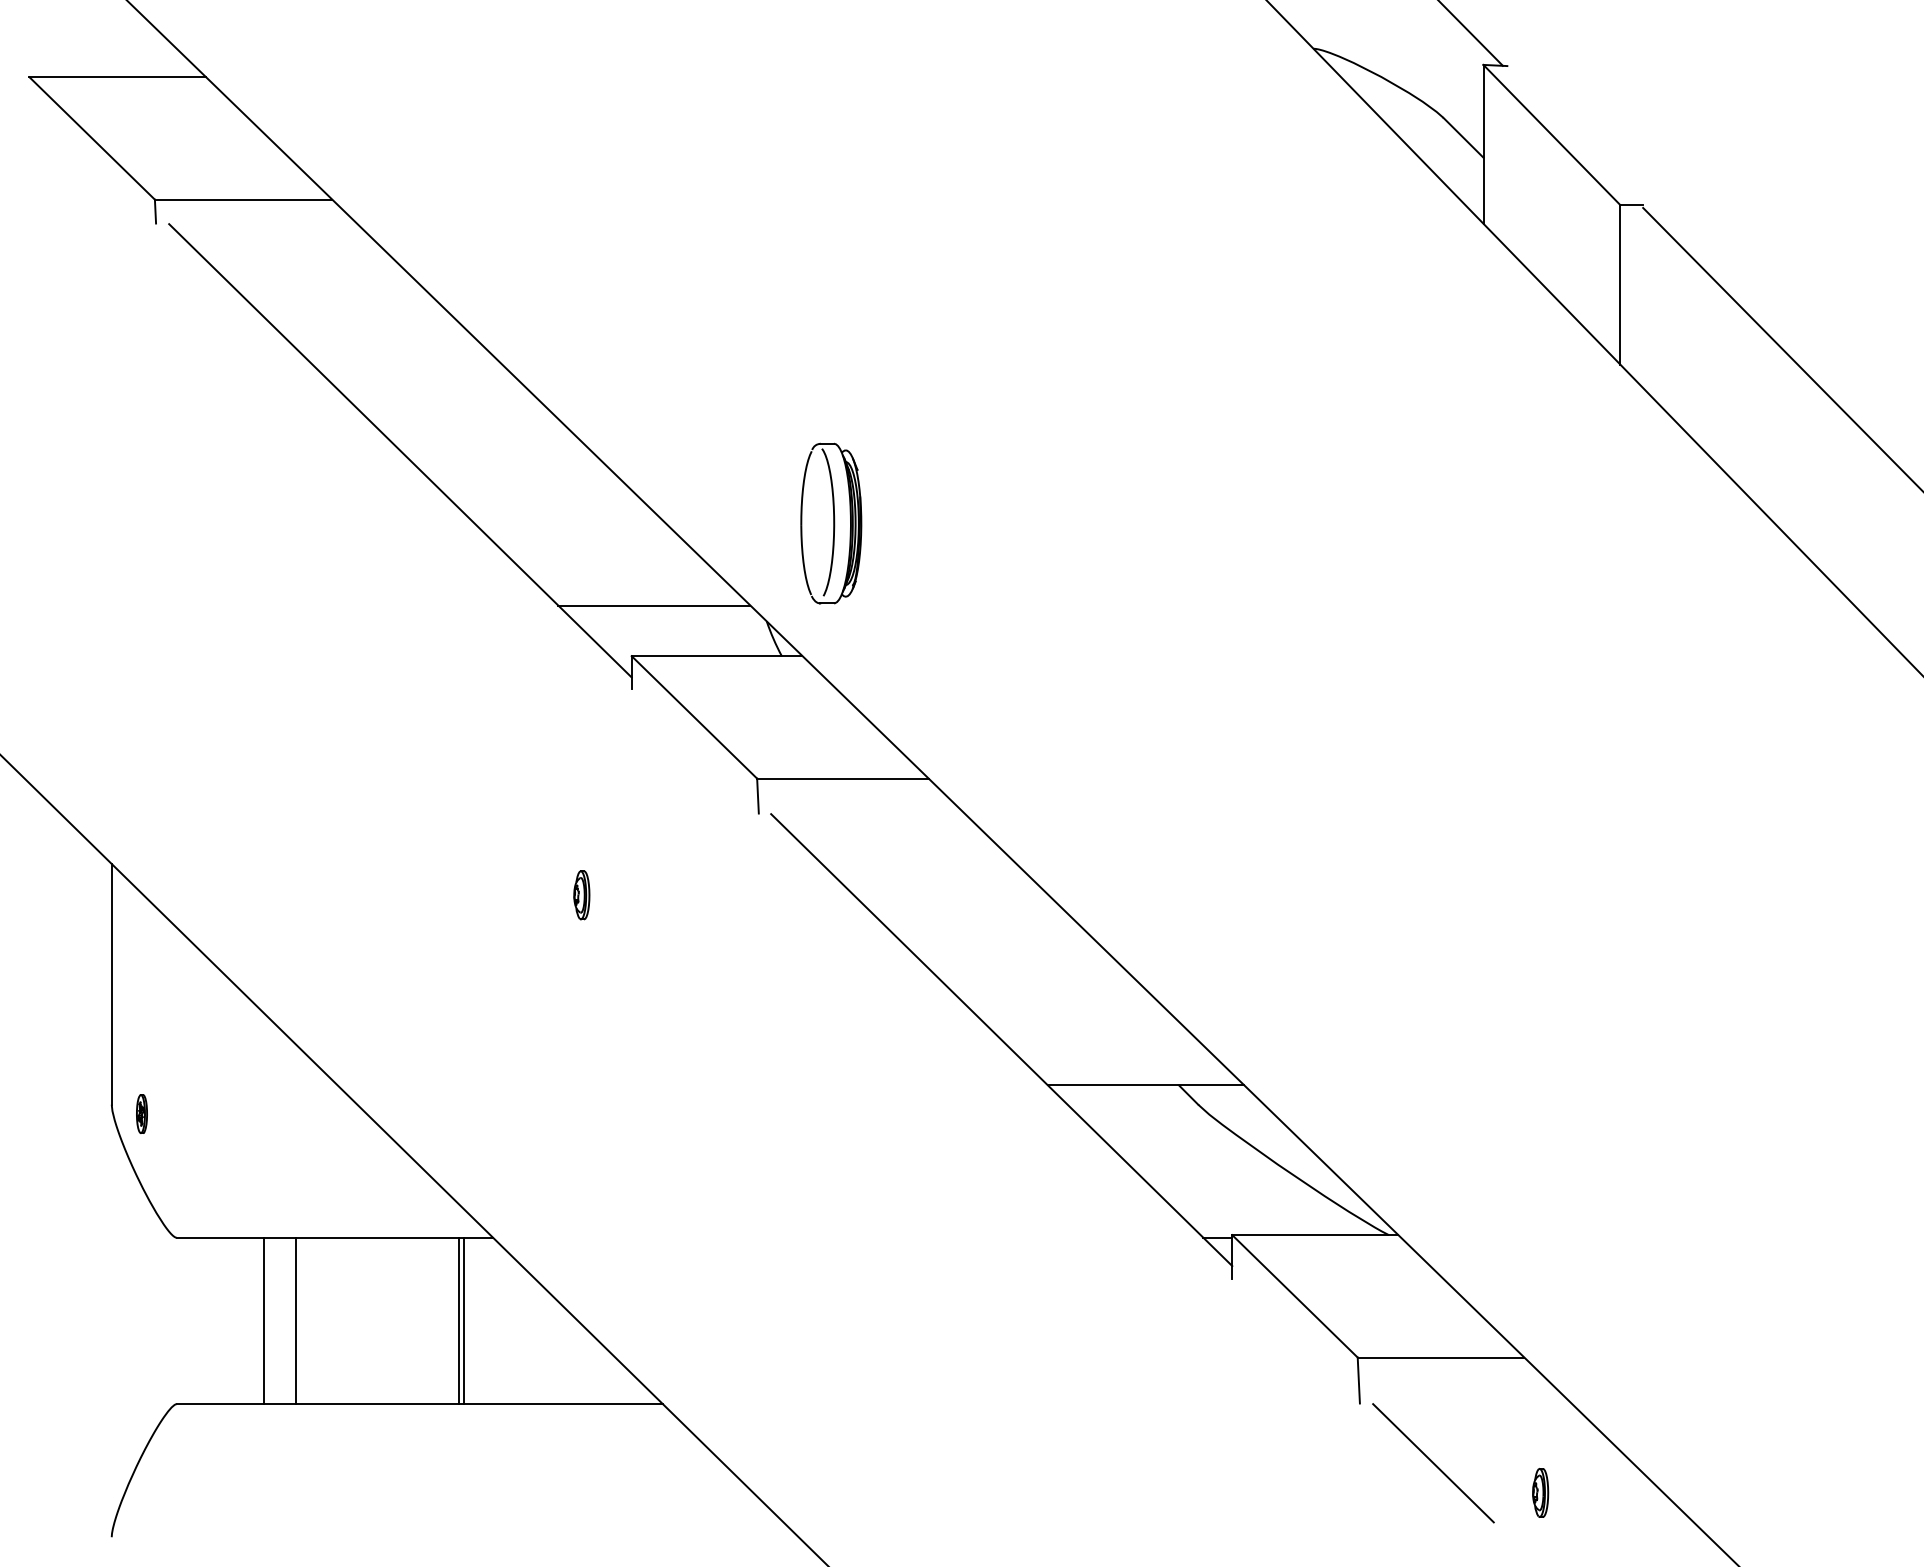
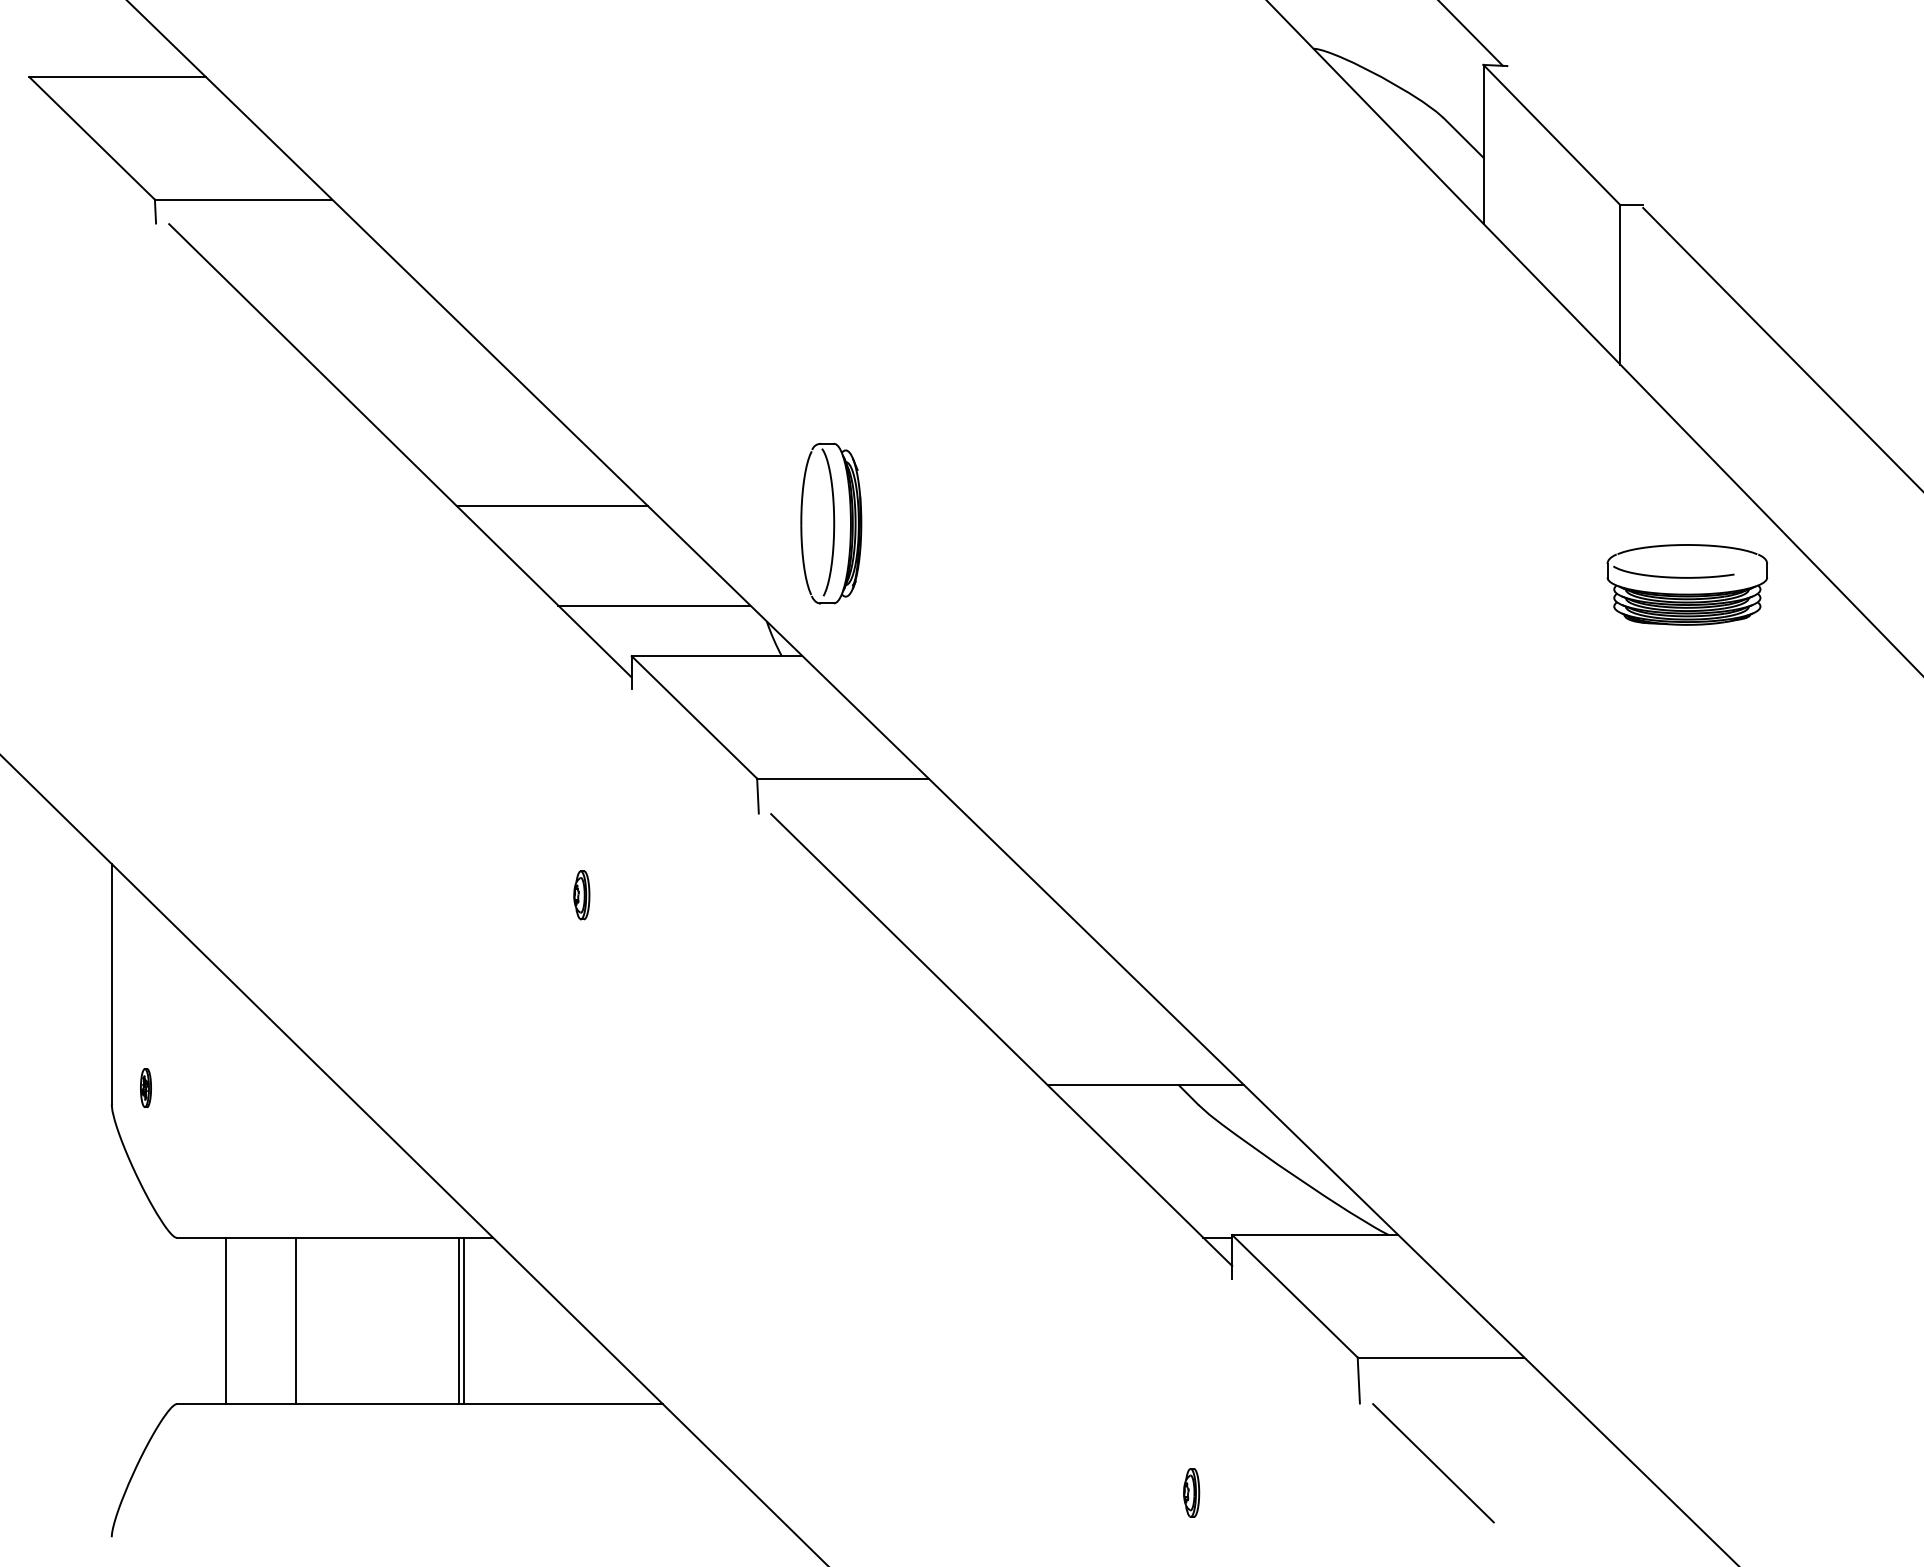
line: none -> present (552, 506)
part: none -> present (1686, 584)
part position: (141, 1113) -> (145, 1087) (145, 1087)
line position: (263, 1320) -> (225, 1320) (225, 1320)
part position: (1540, 1492) -> (1191, 1492) (1191, 1492)
